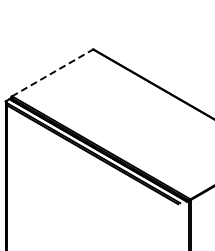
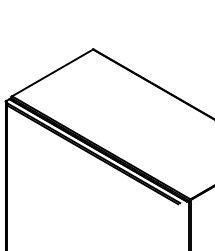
line: dashed -> solid (52, 73)
